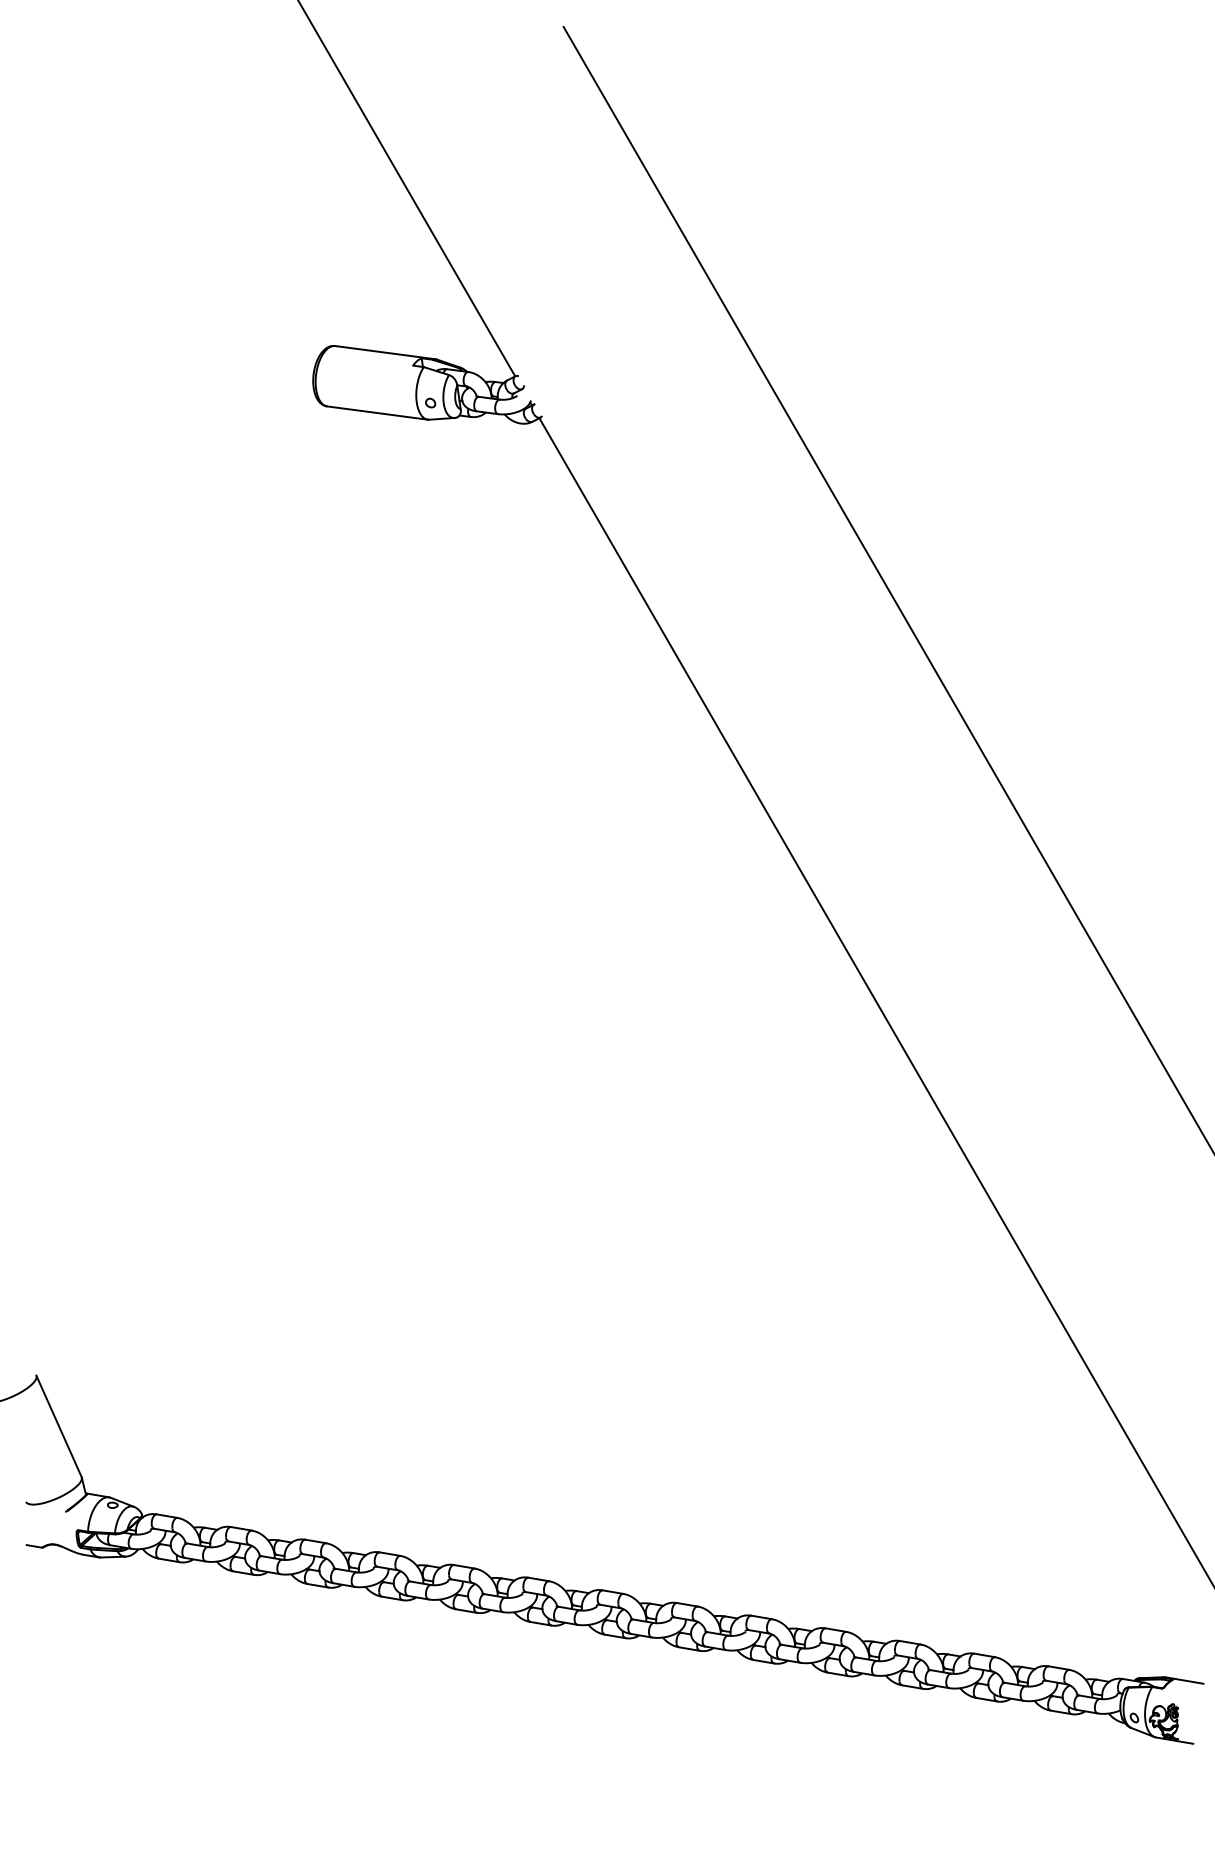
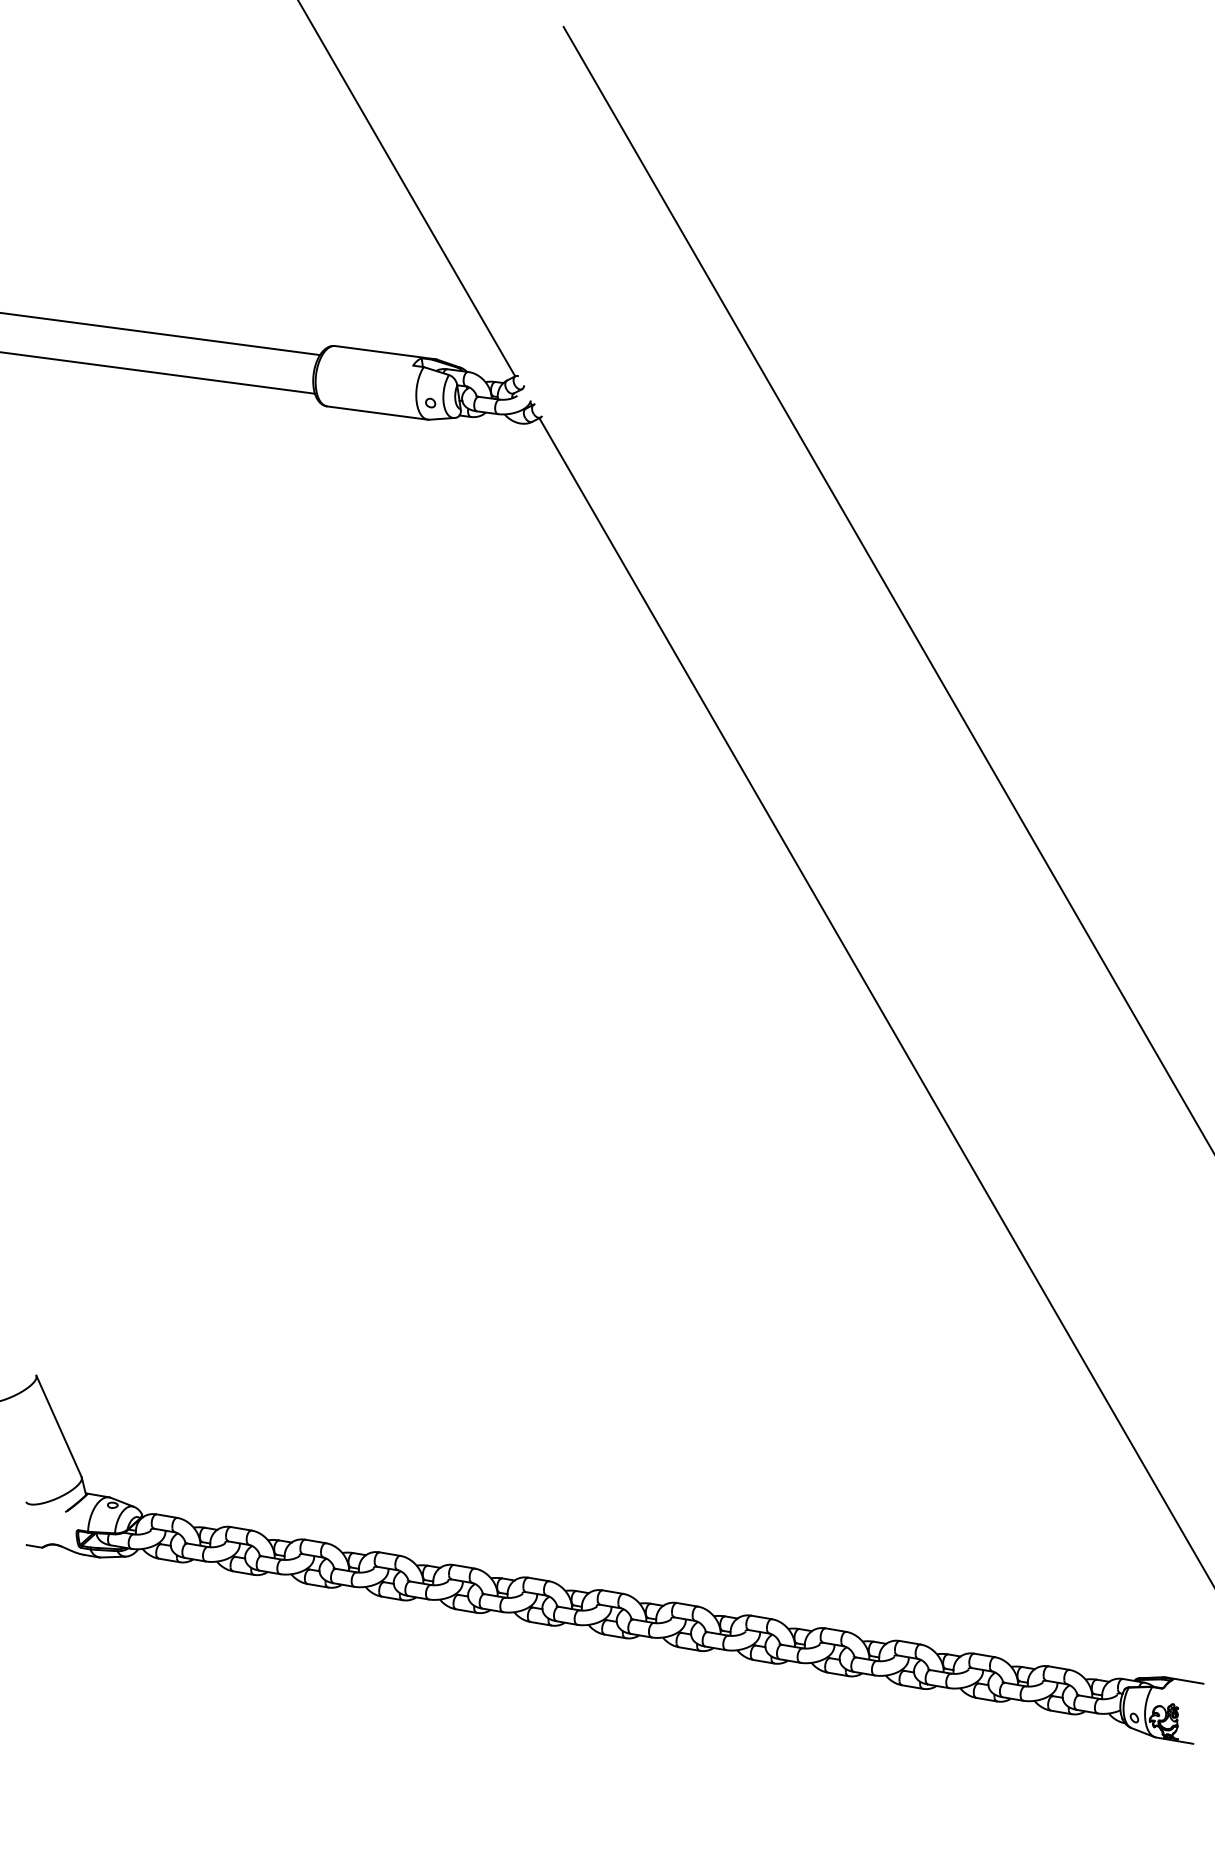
line: none -> present (161, 334)
line: none -> present (158, 372)
